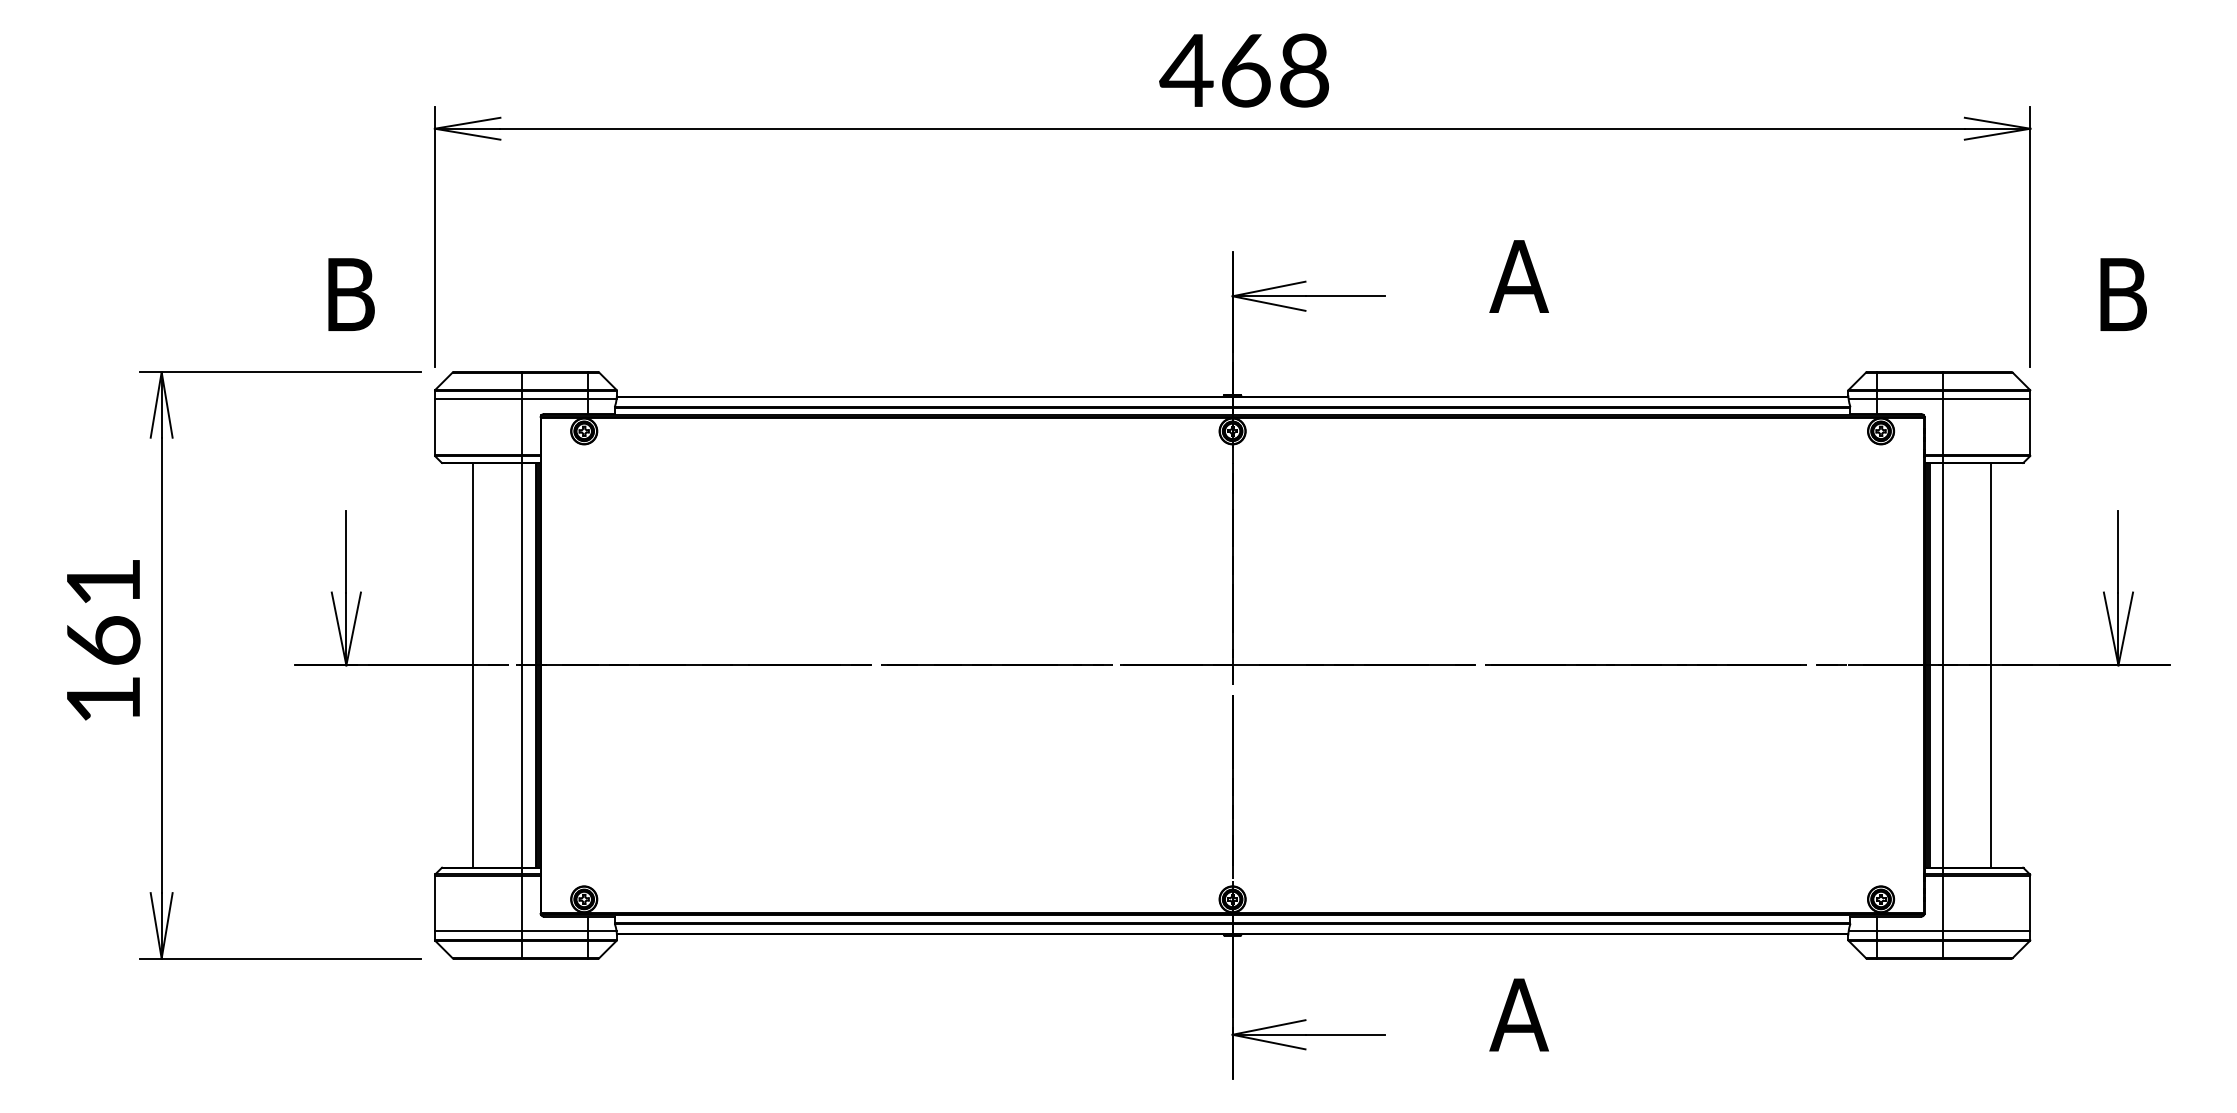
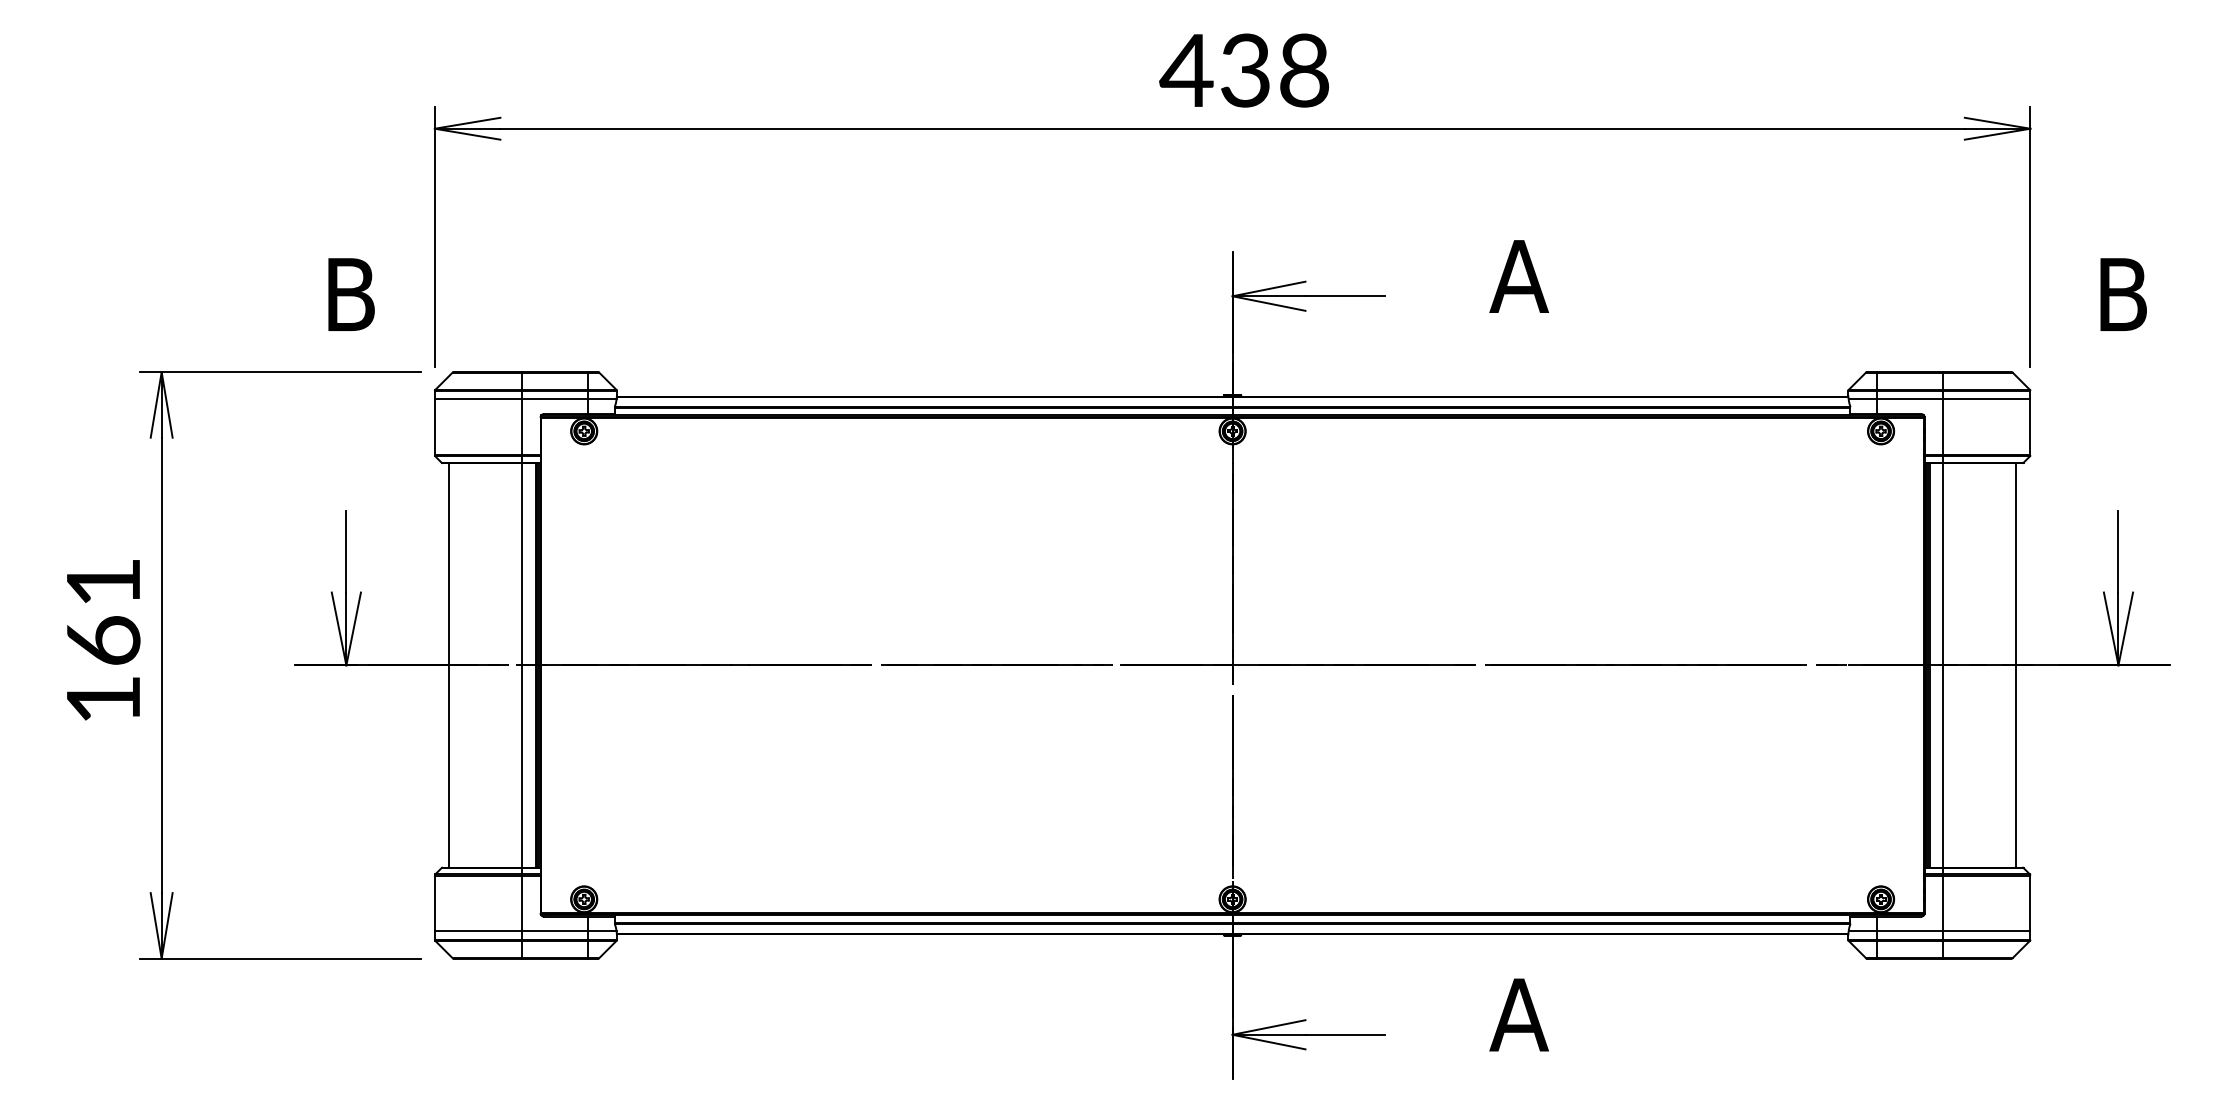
text: 468 -> 438 (1245, 70)
line position: (473, 665) -> (449, 665) (449, 665)
line position: (1990, 665) -> (2015, 665) (2015, 665)
